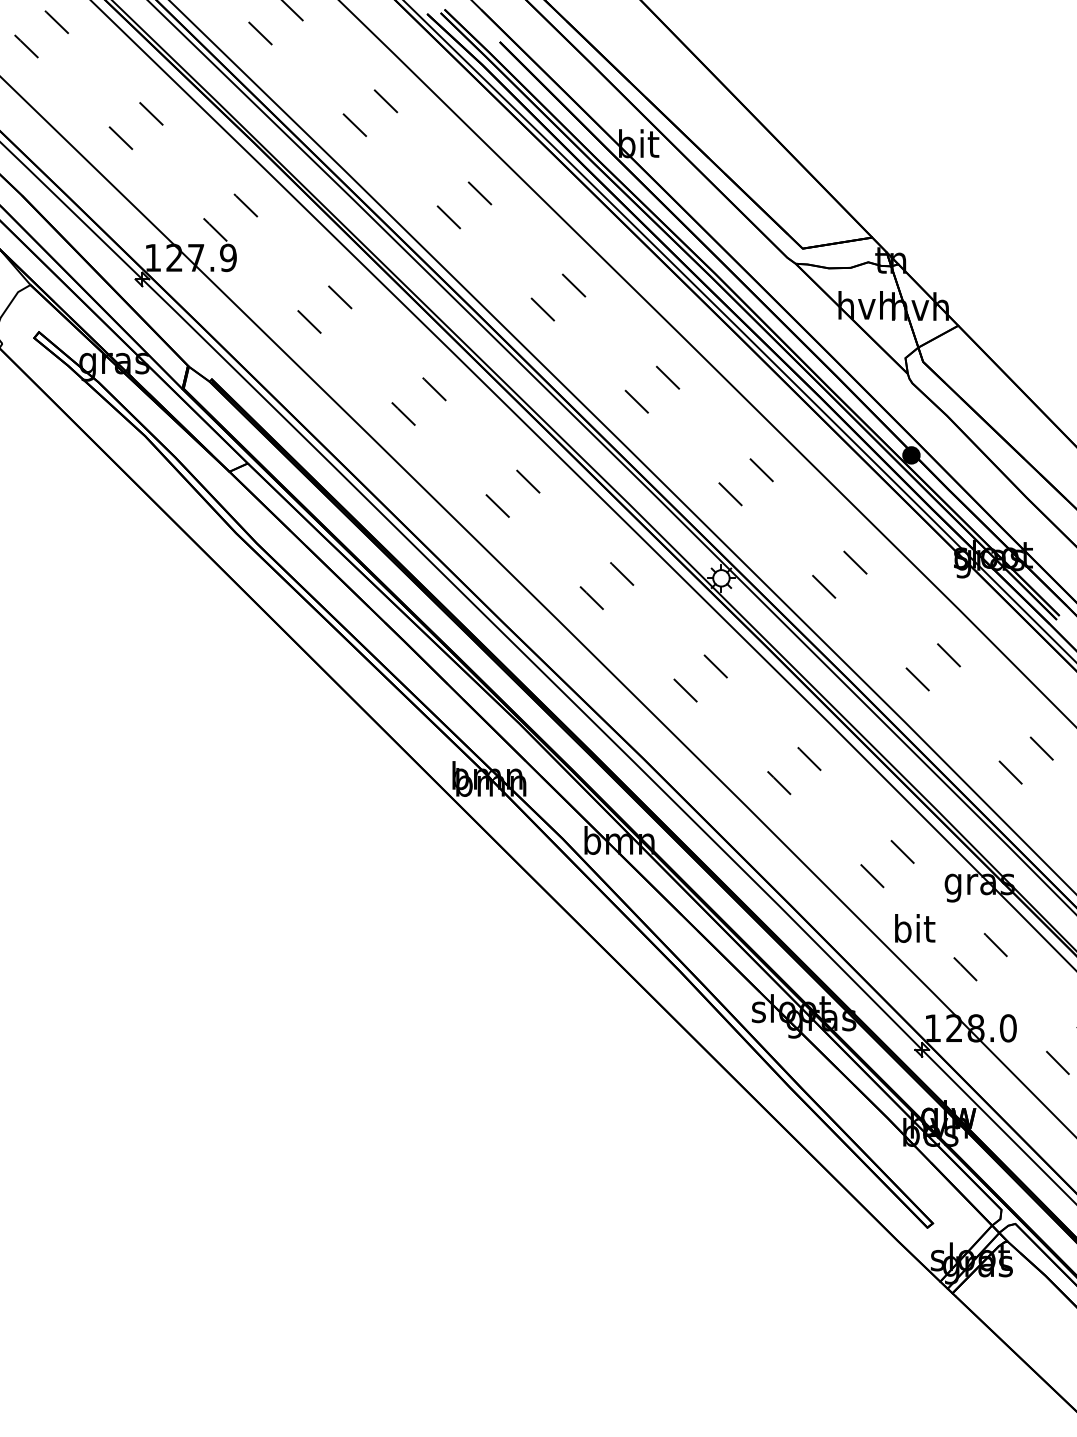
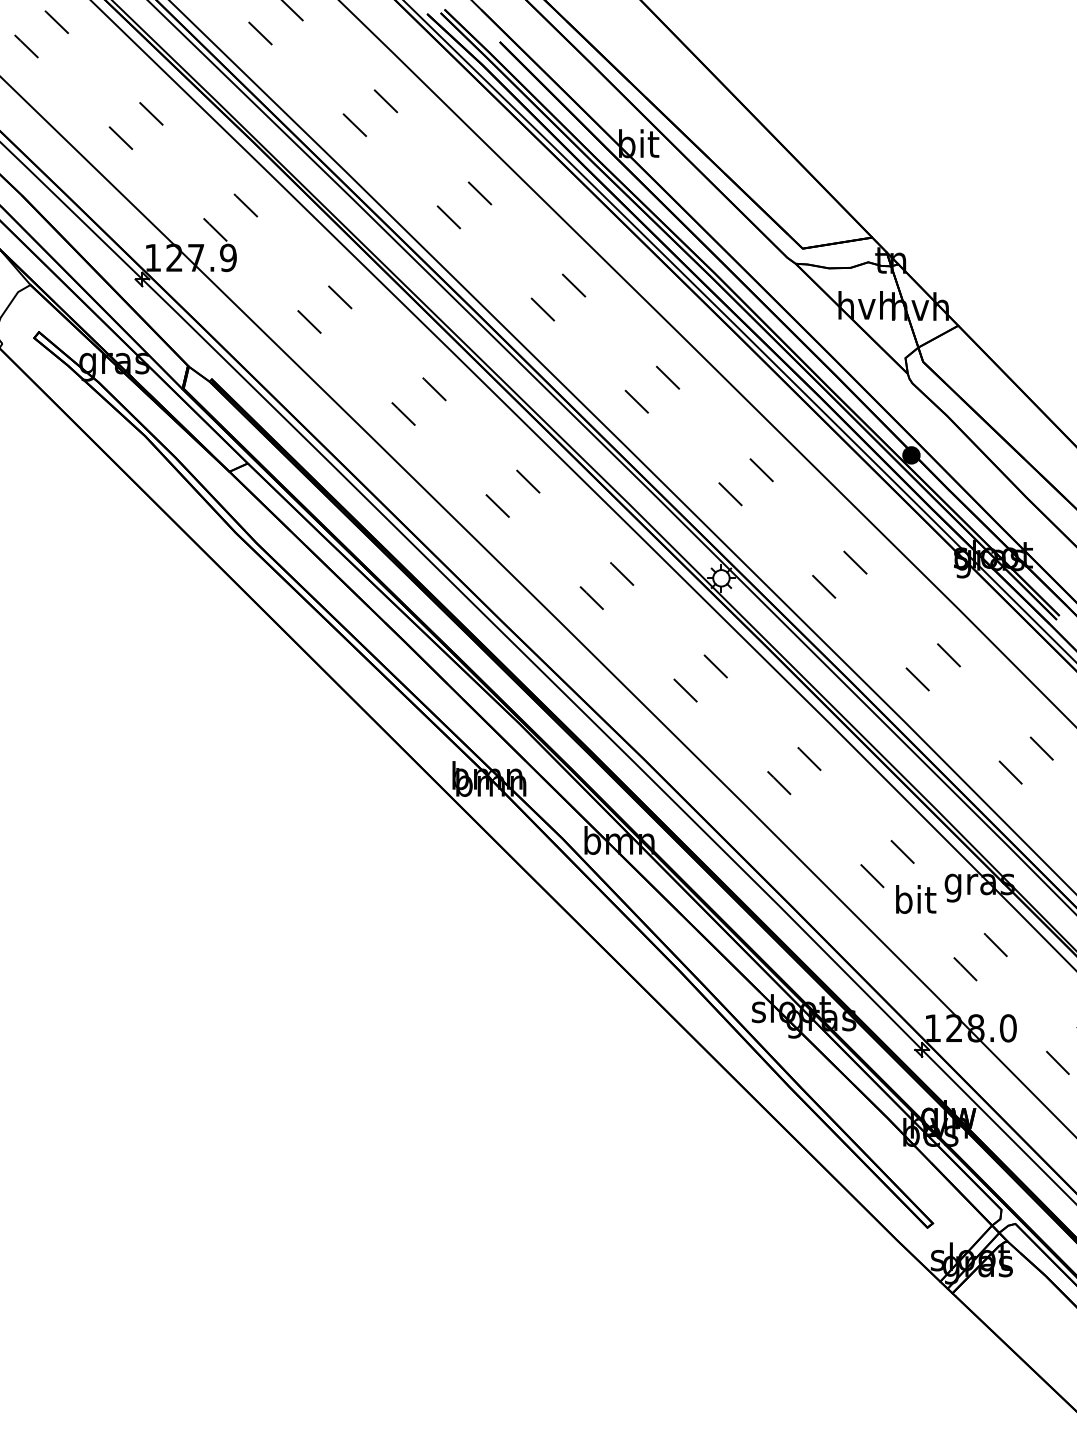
text position: (915, 928) -> (916, 899) (916, 899)
